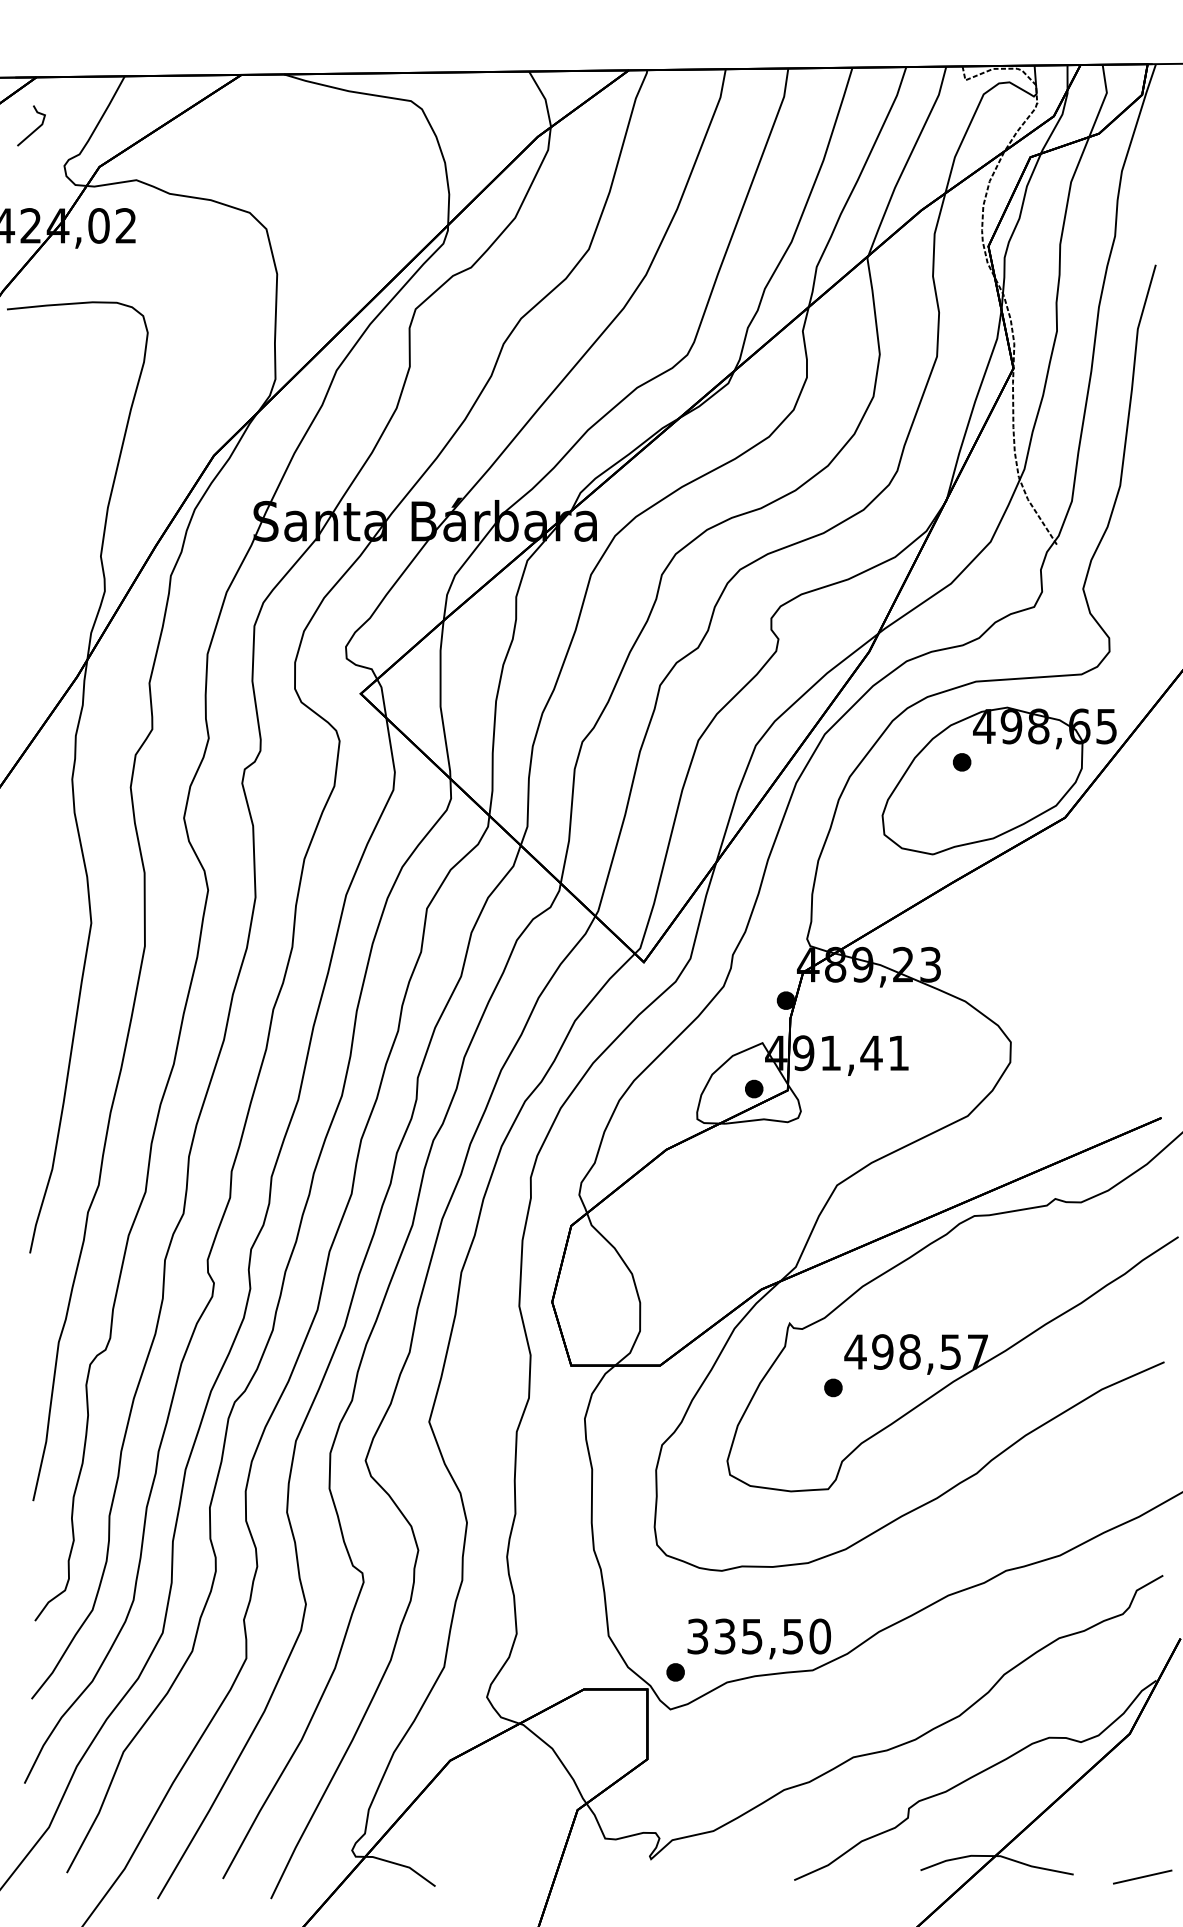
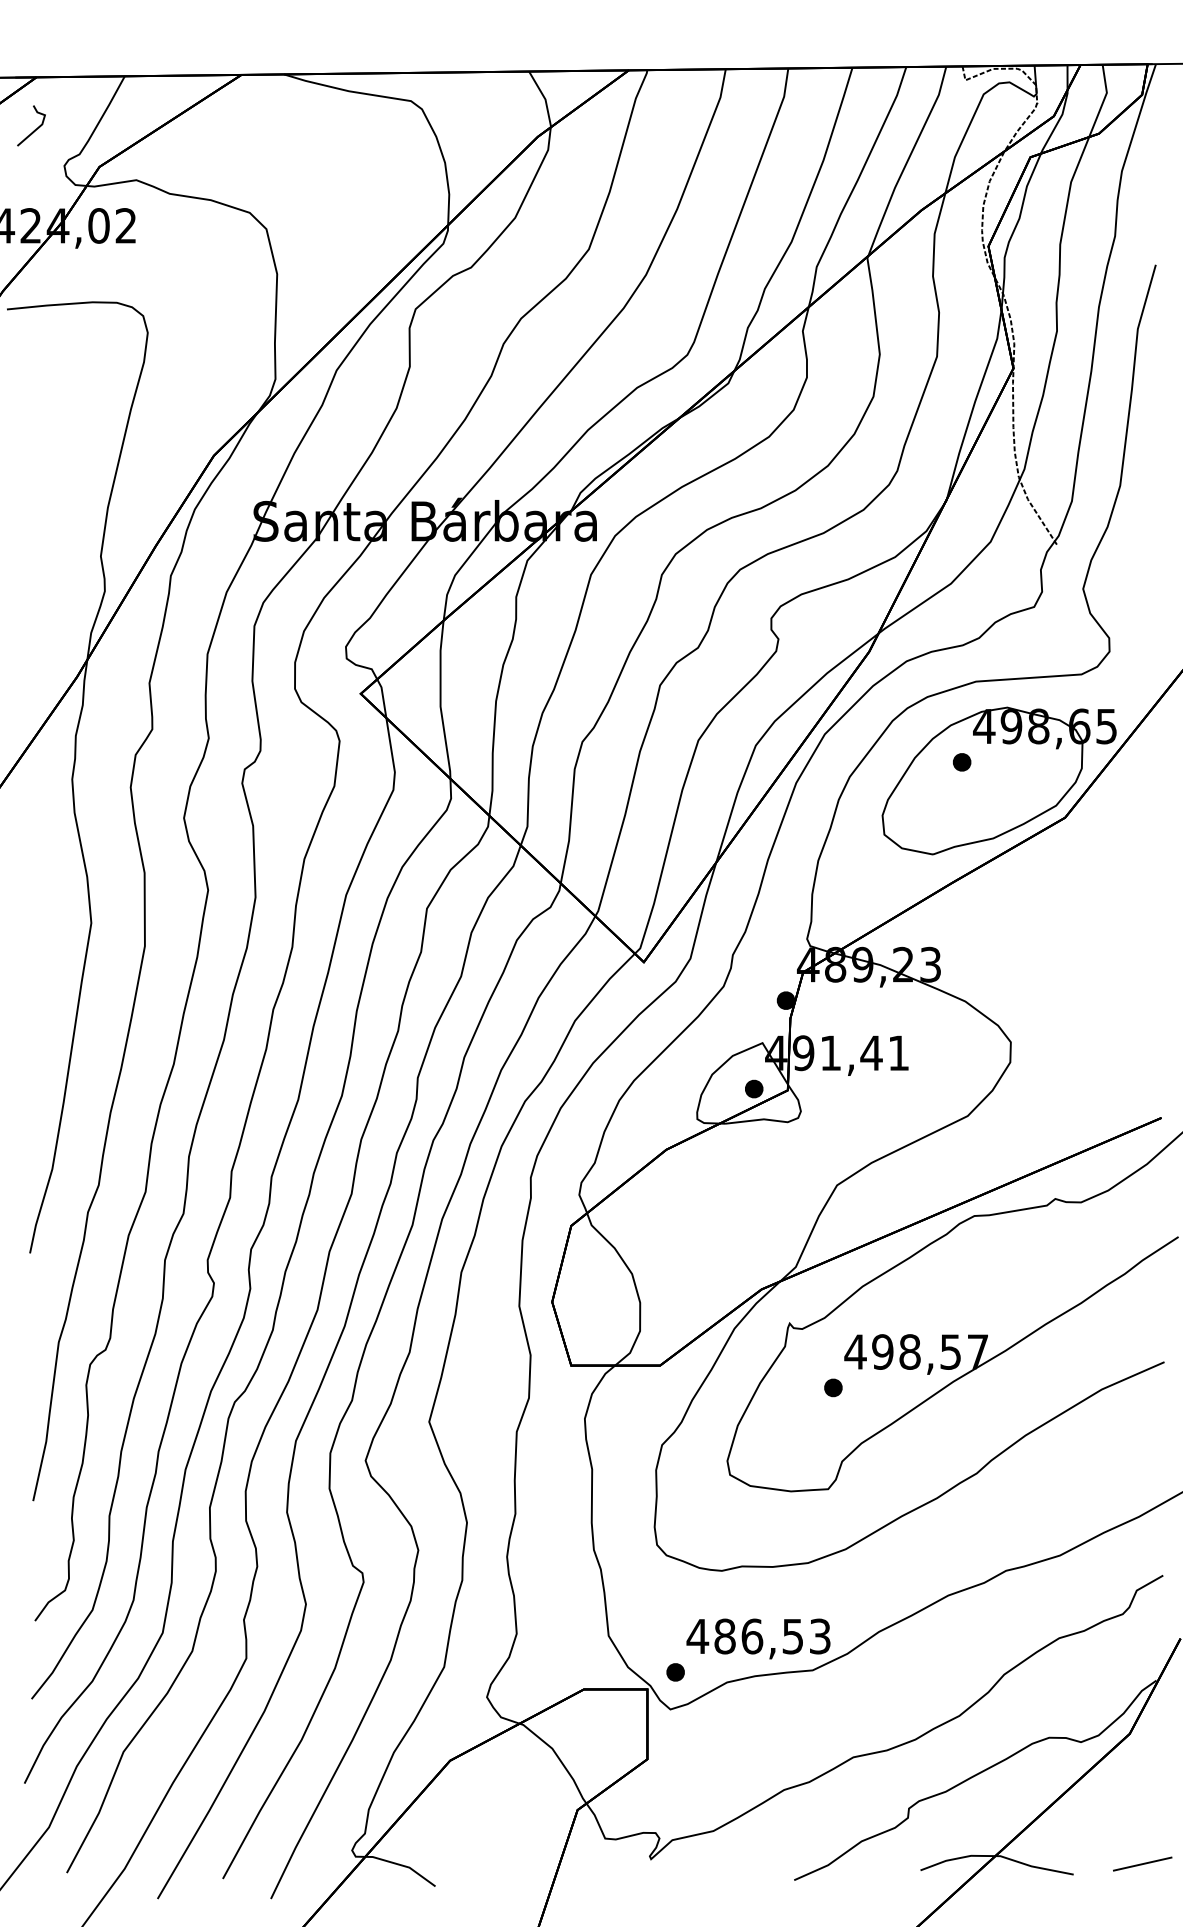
text: 335,50 -> 486,53 (758, 1636)
line position: (1142, 1876) -> (1142, 1863) (1142, 1863)
